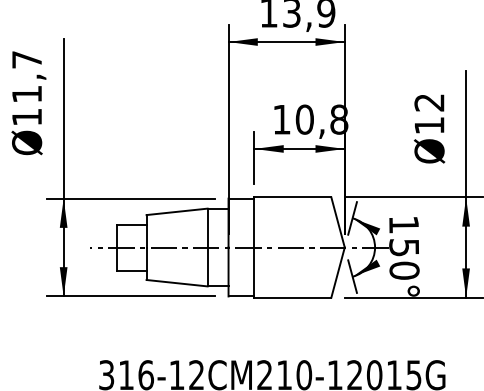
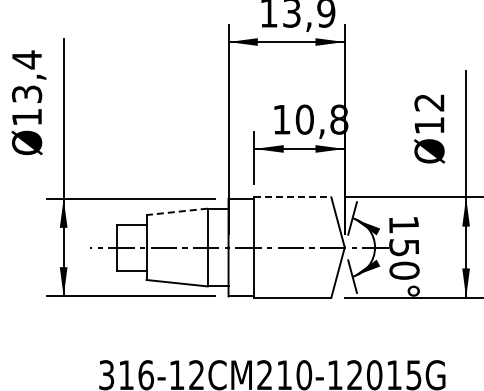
text: Ø11,7 -> Ø13,4 (27, 76)
line: solid -> dashed (293, 197)
line: solid -> dashed (177, 211)
